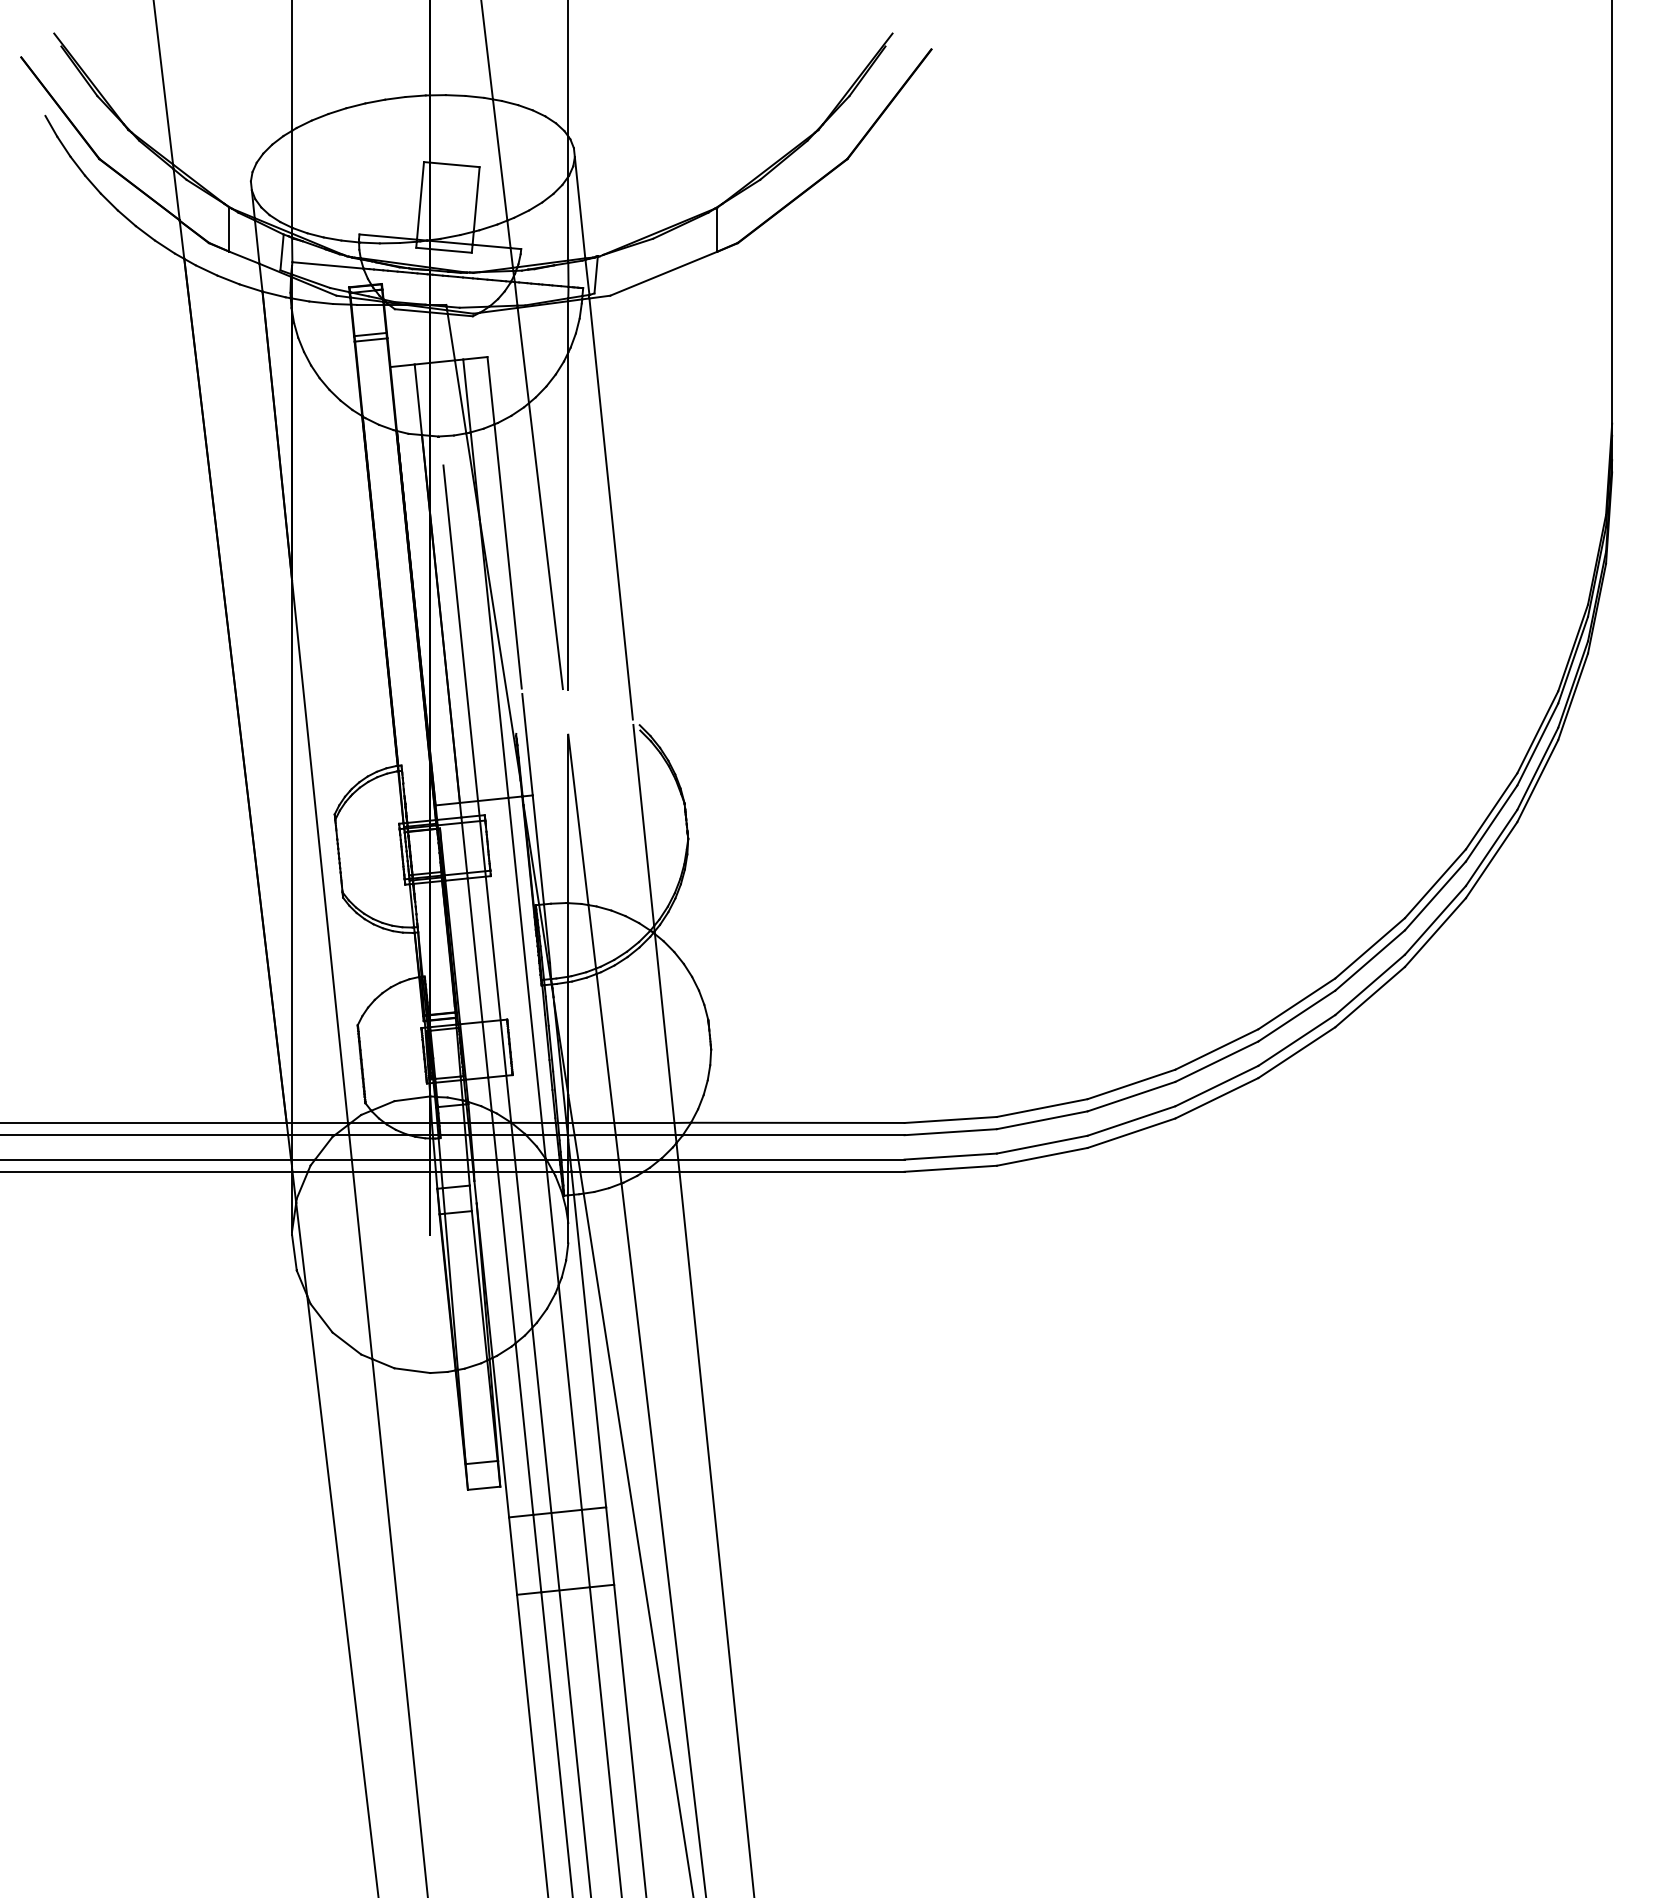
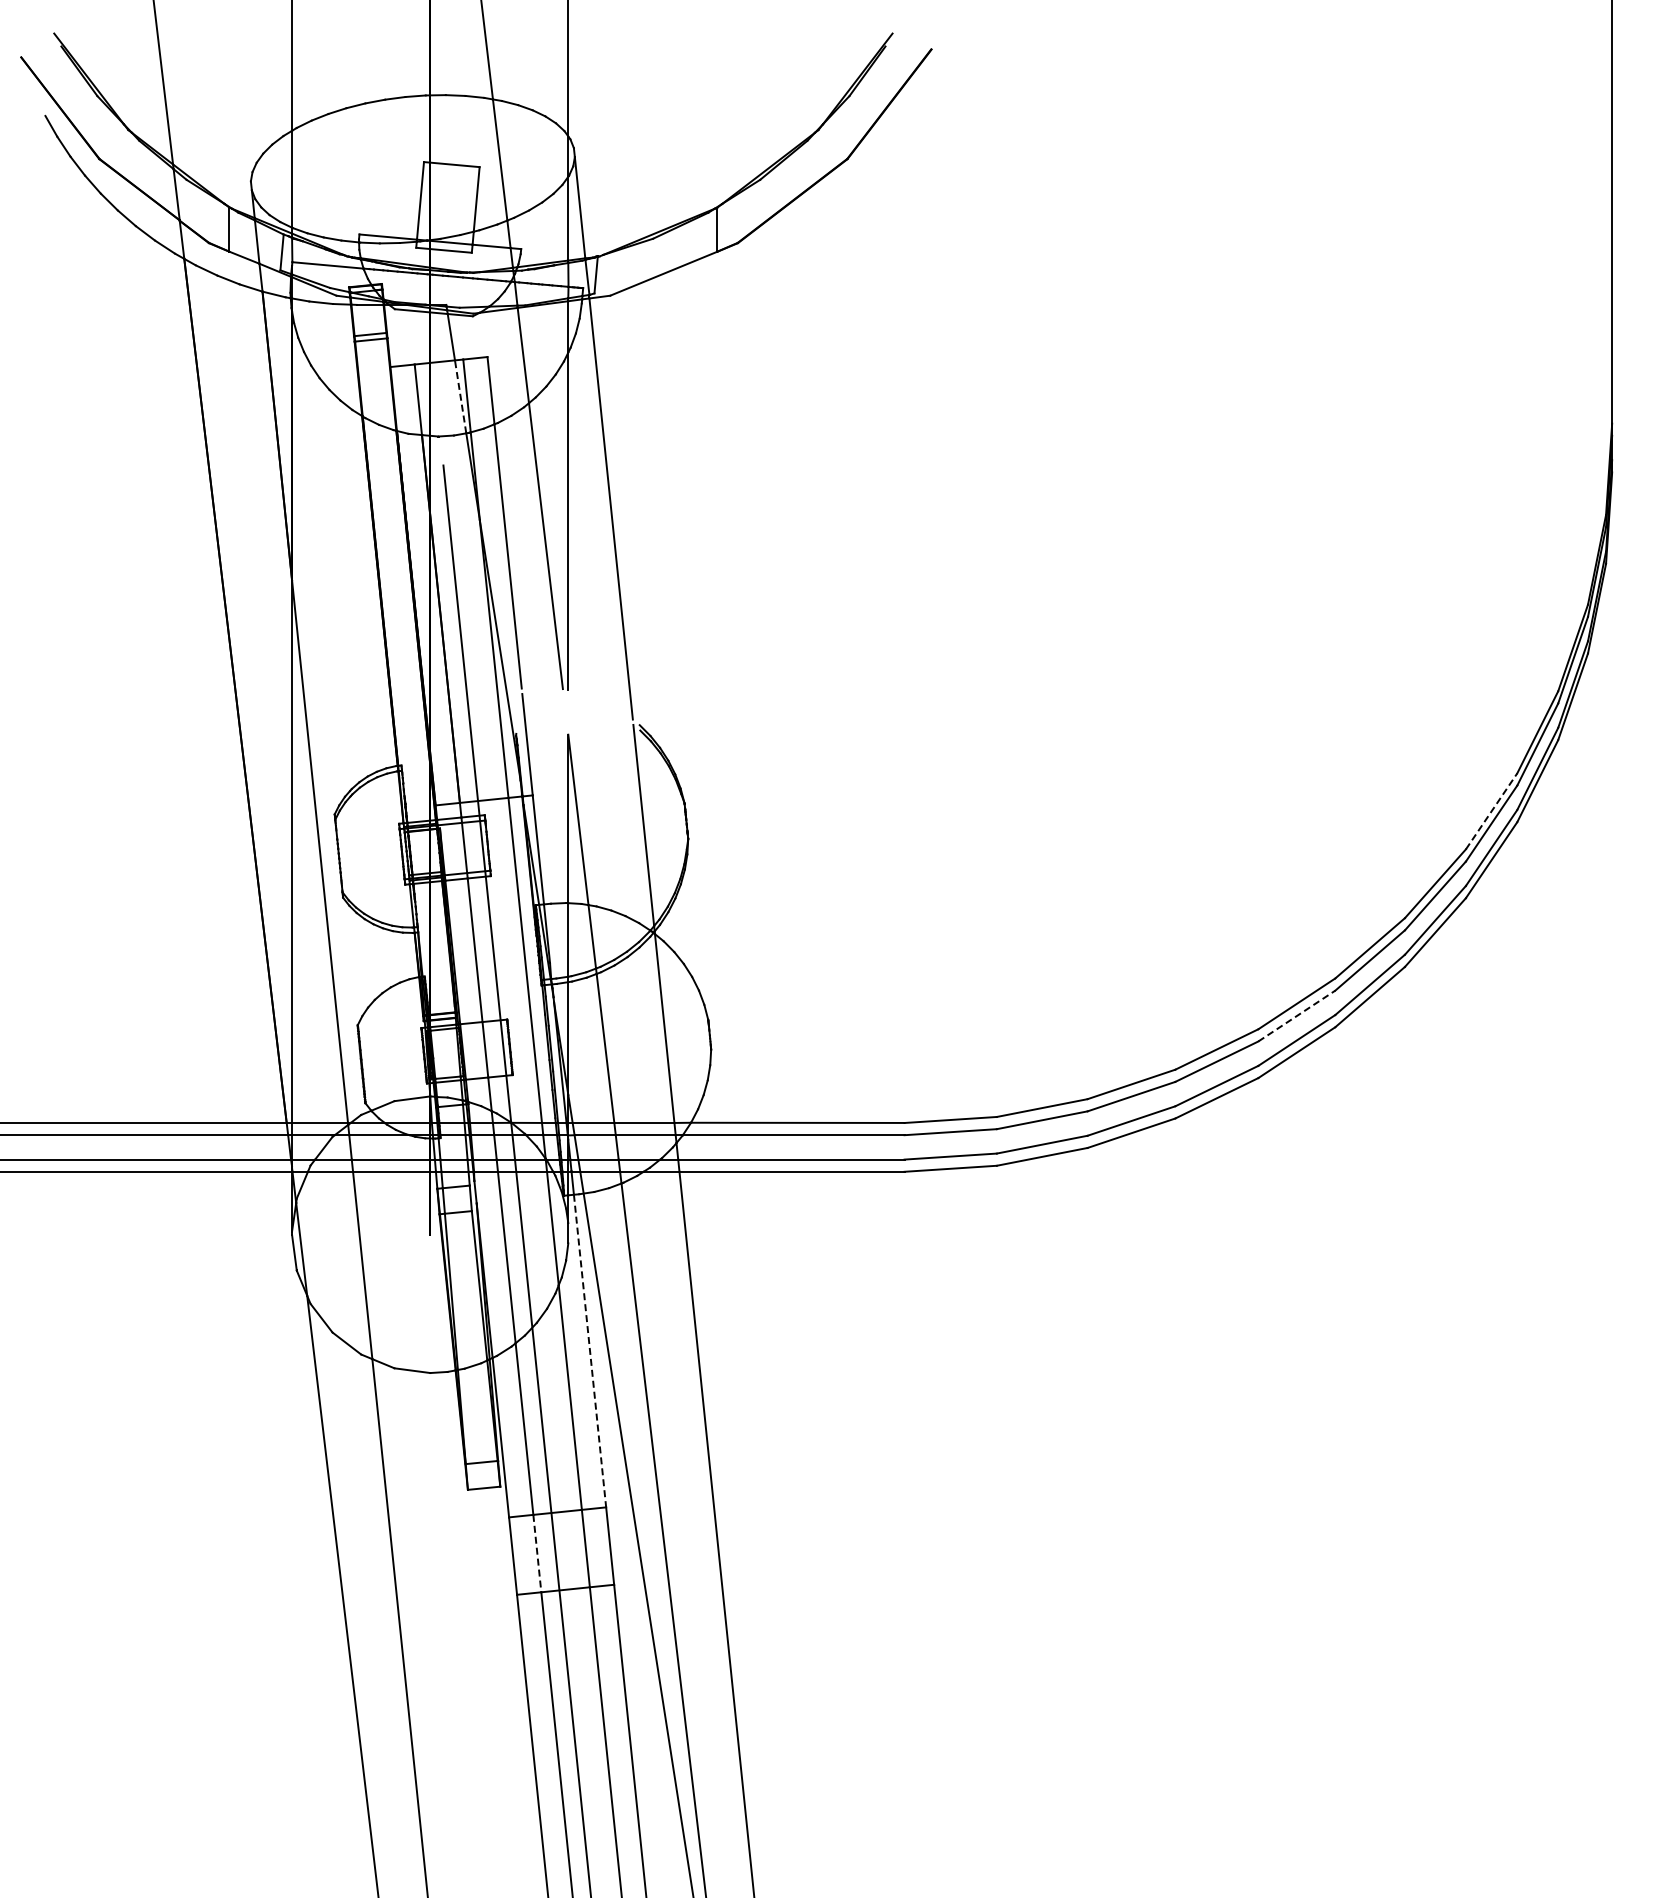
line: solid -> dashed (460, 396)
line: solid -> dashed (1491, 811)
line: solid -> dashed (1297, 1015)
line: solid -> dashed (590, 1351)
line: solid -> dashed (537, 1553)
